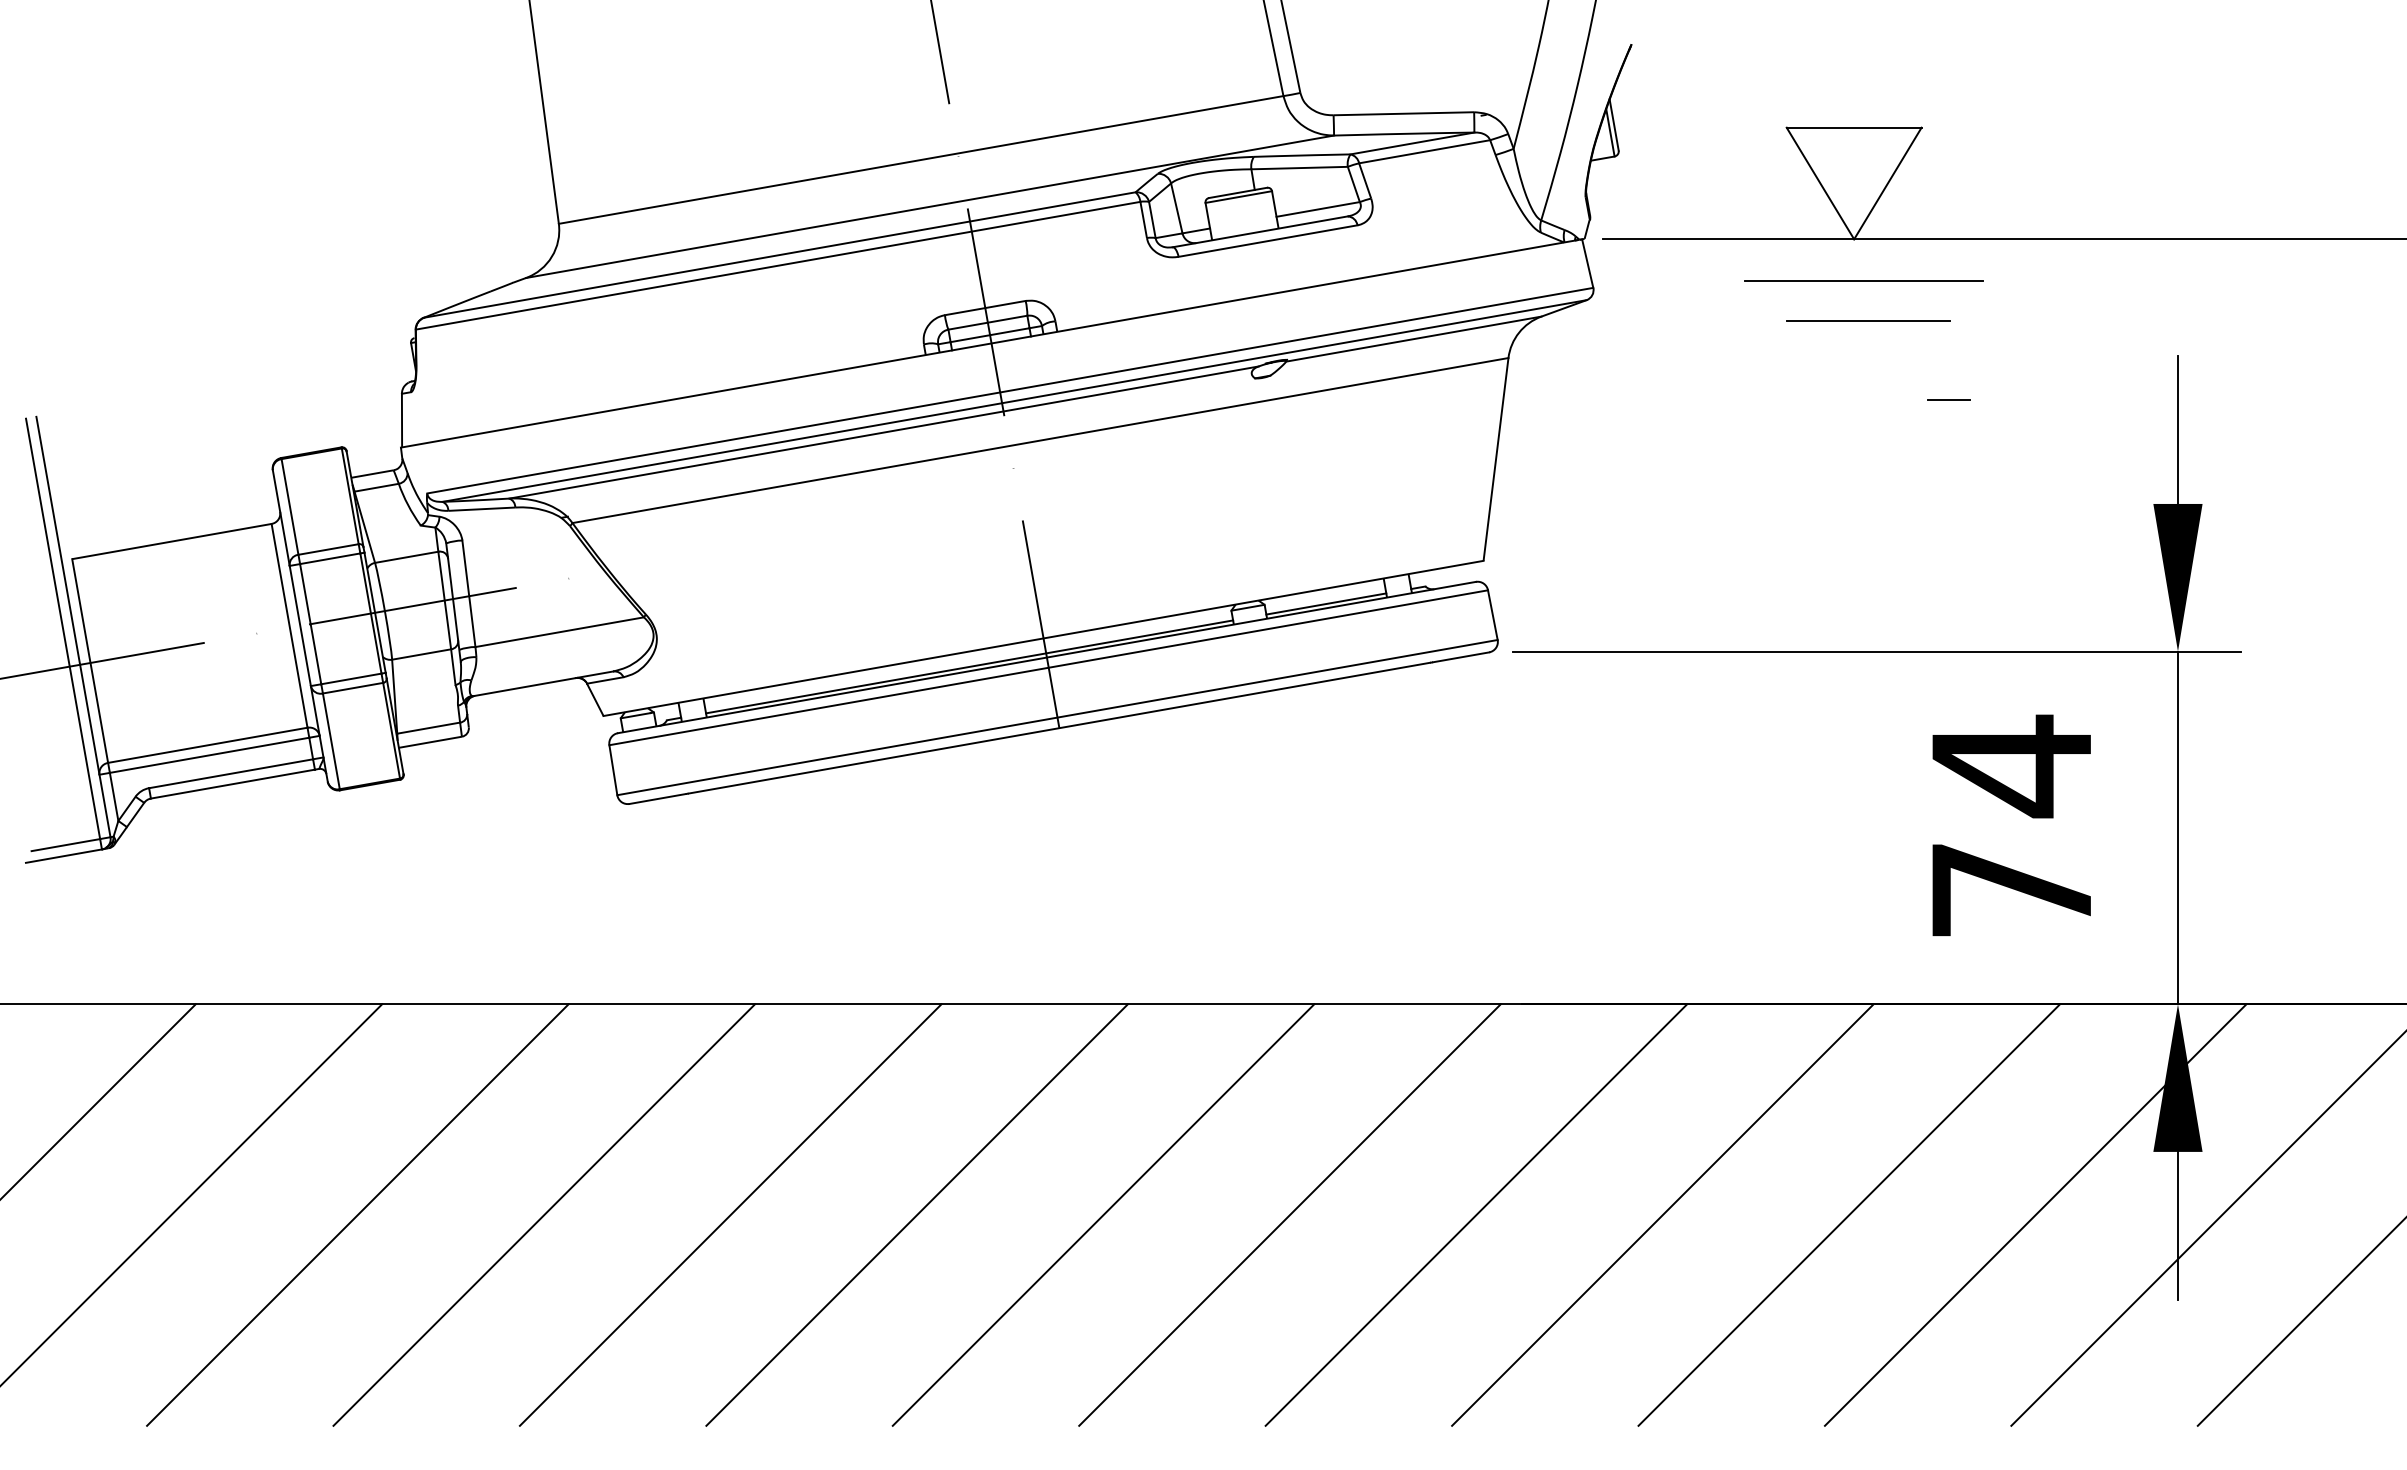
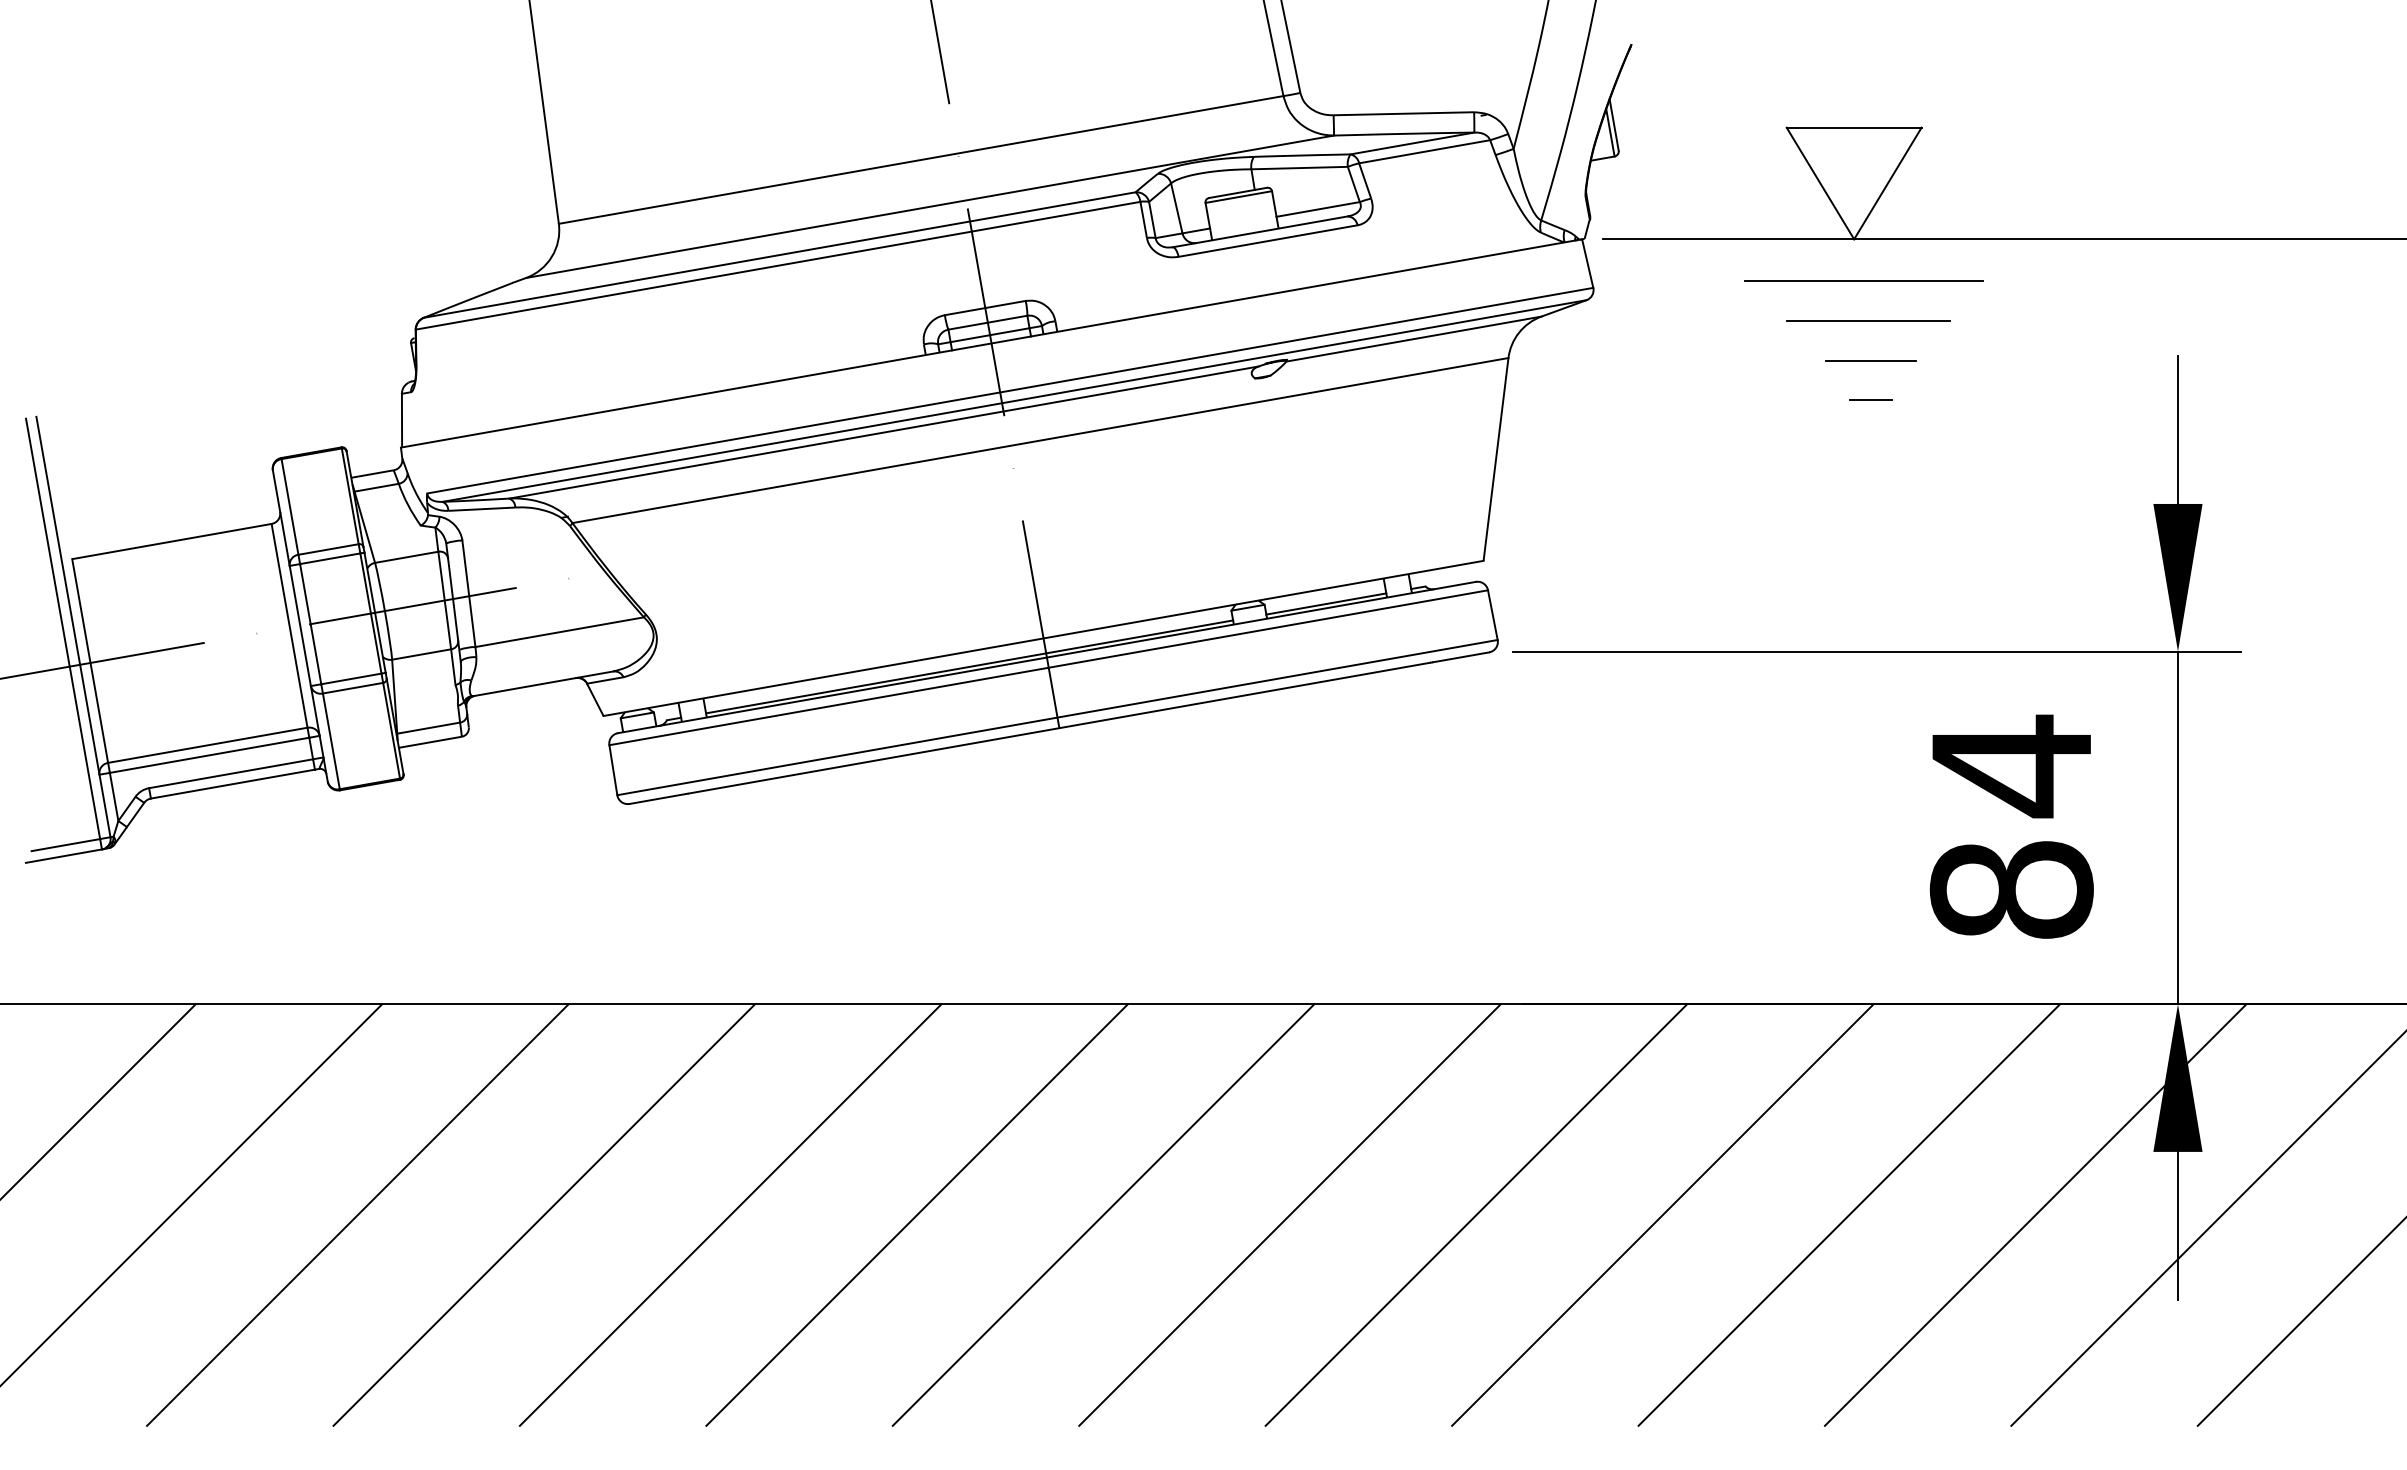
line: none -> present (1870, 360)
line position: (1948, 399) -> (1870, 399) (1870, 399)
text: 74 -> 84 (2011, 889)
